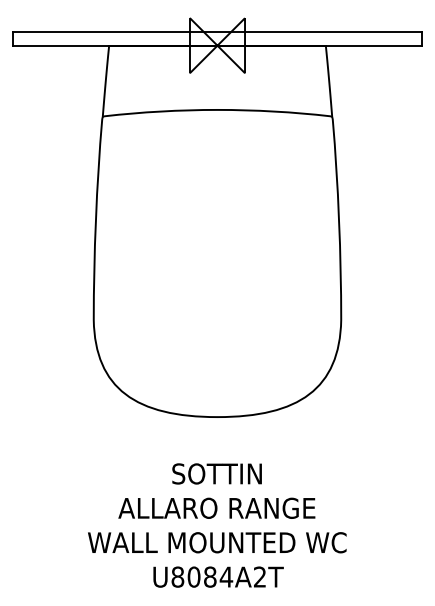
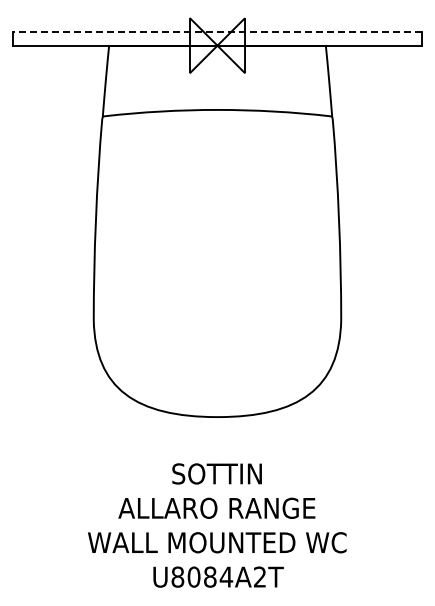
line: solid -> dashed (217, 31)
